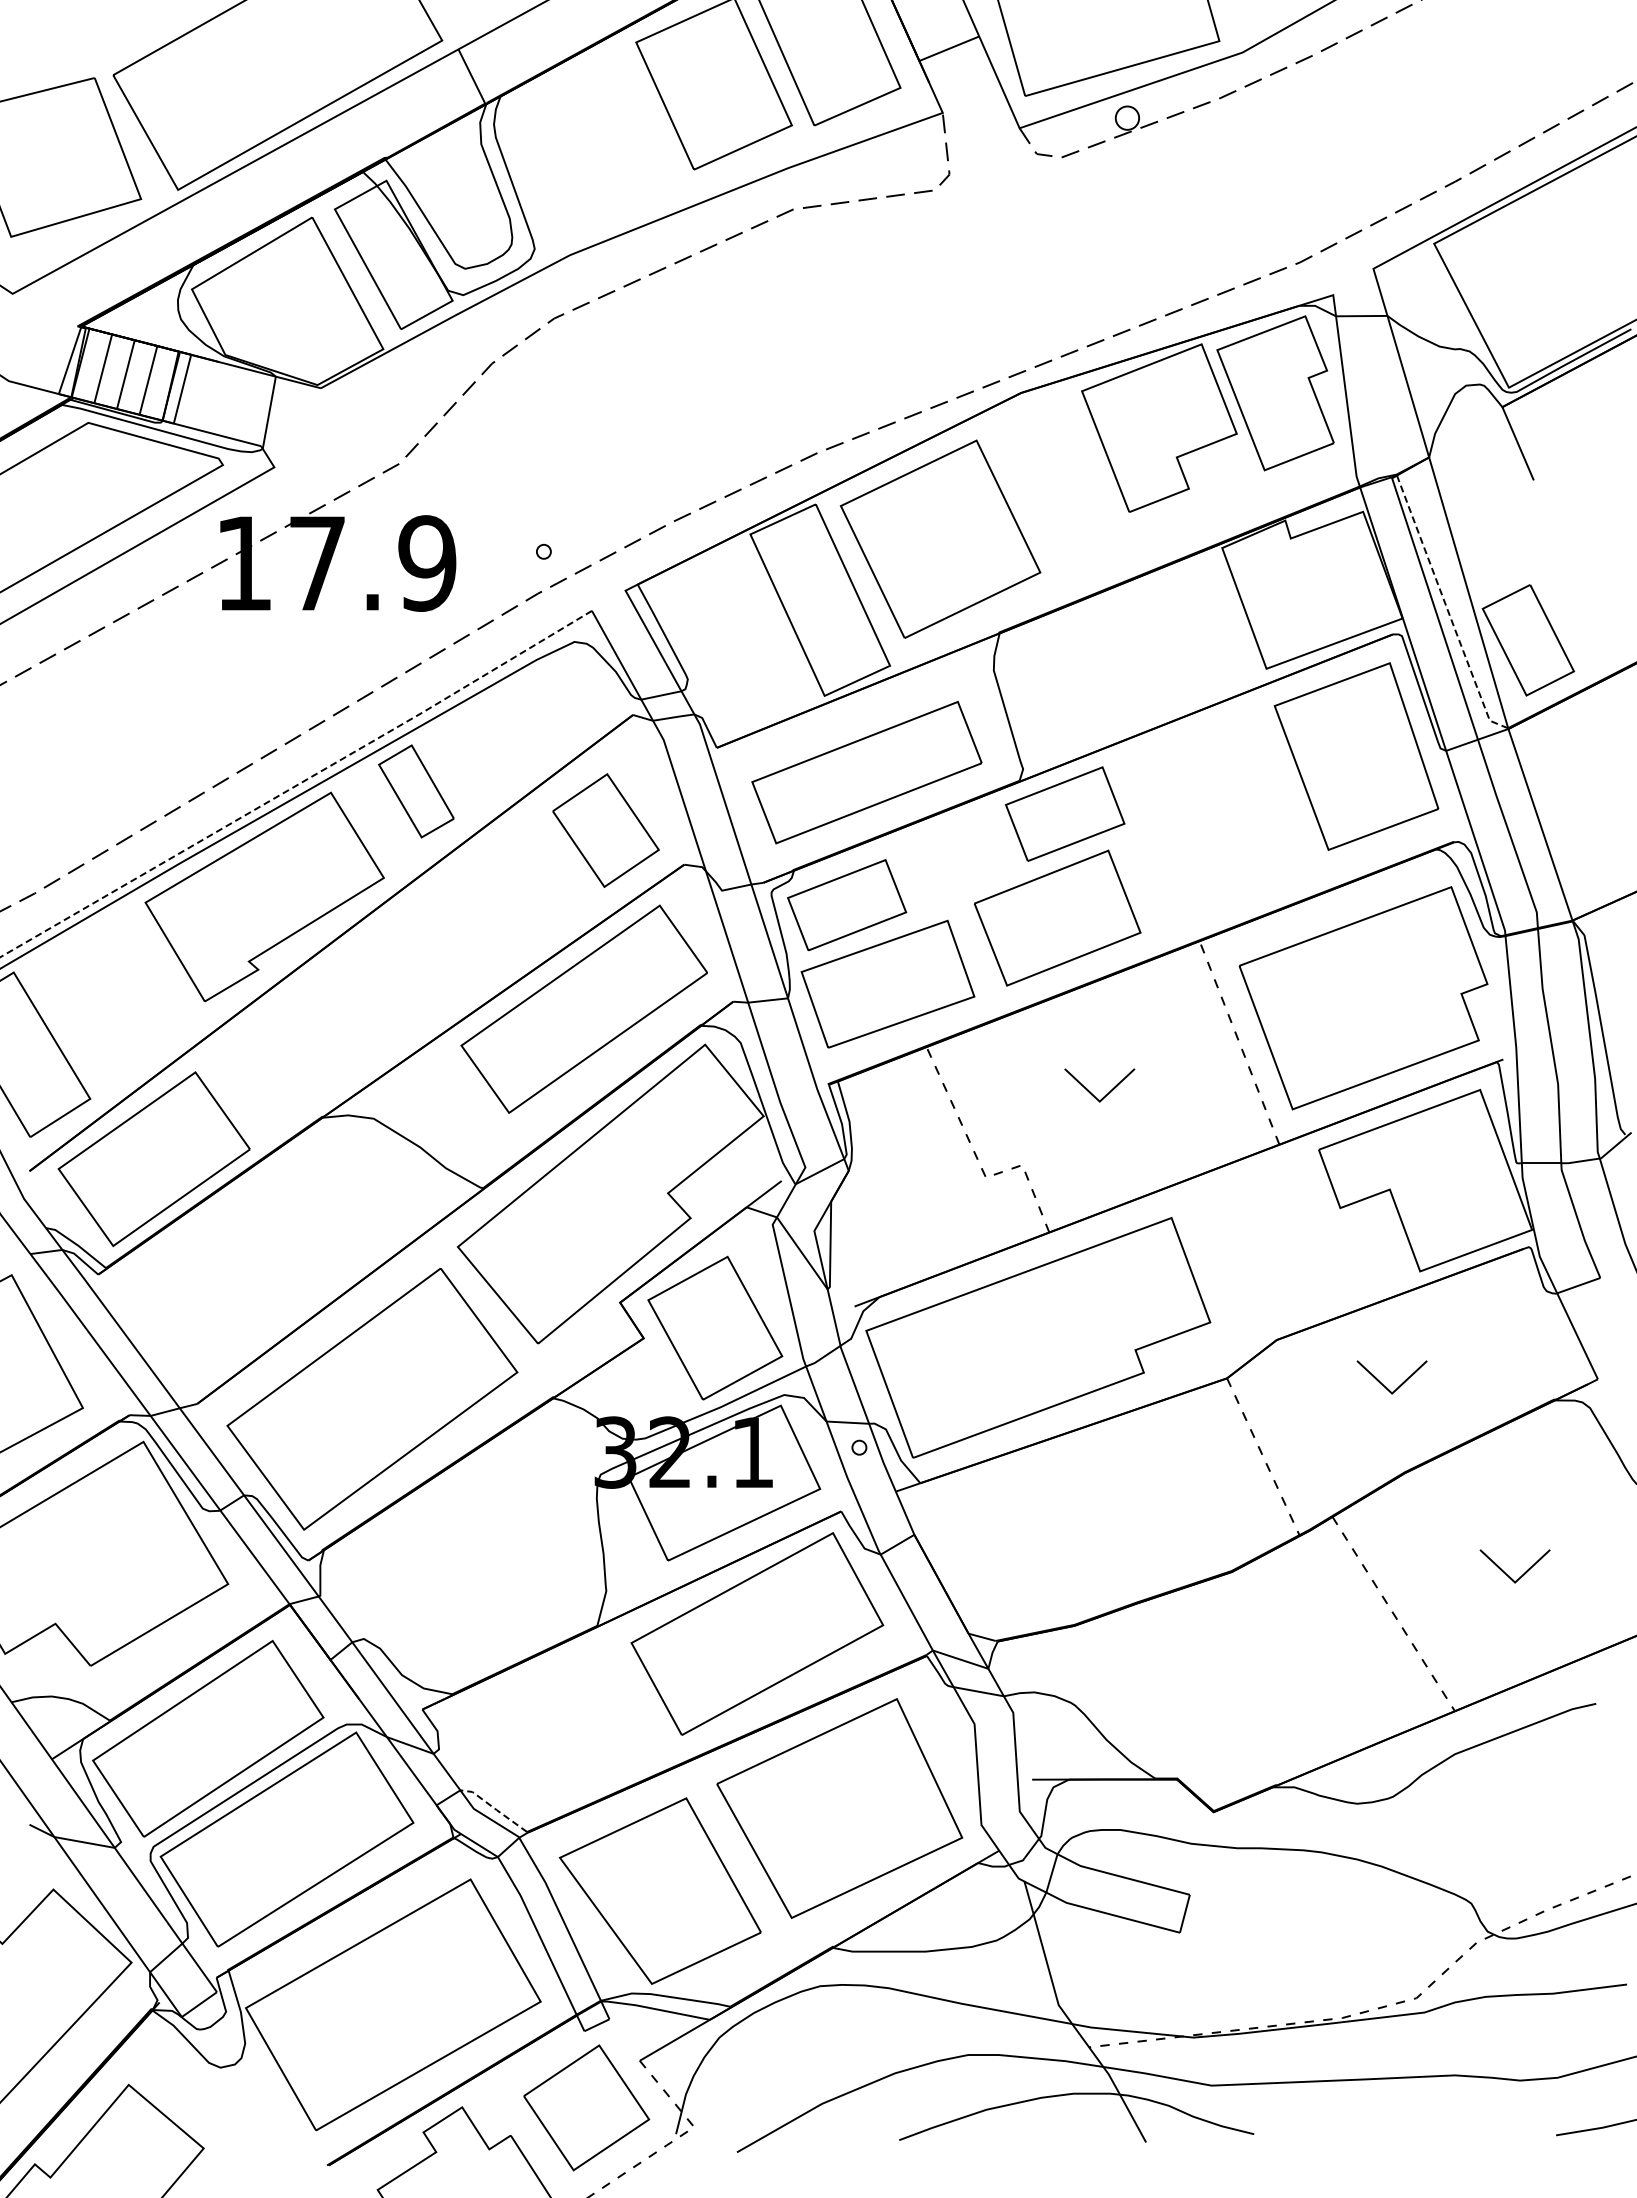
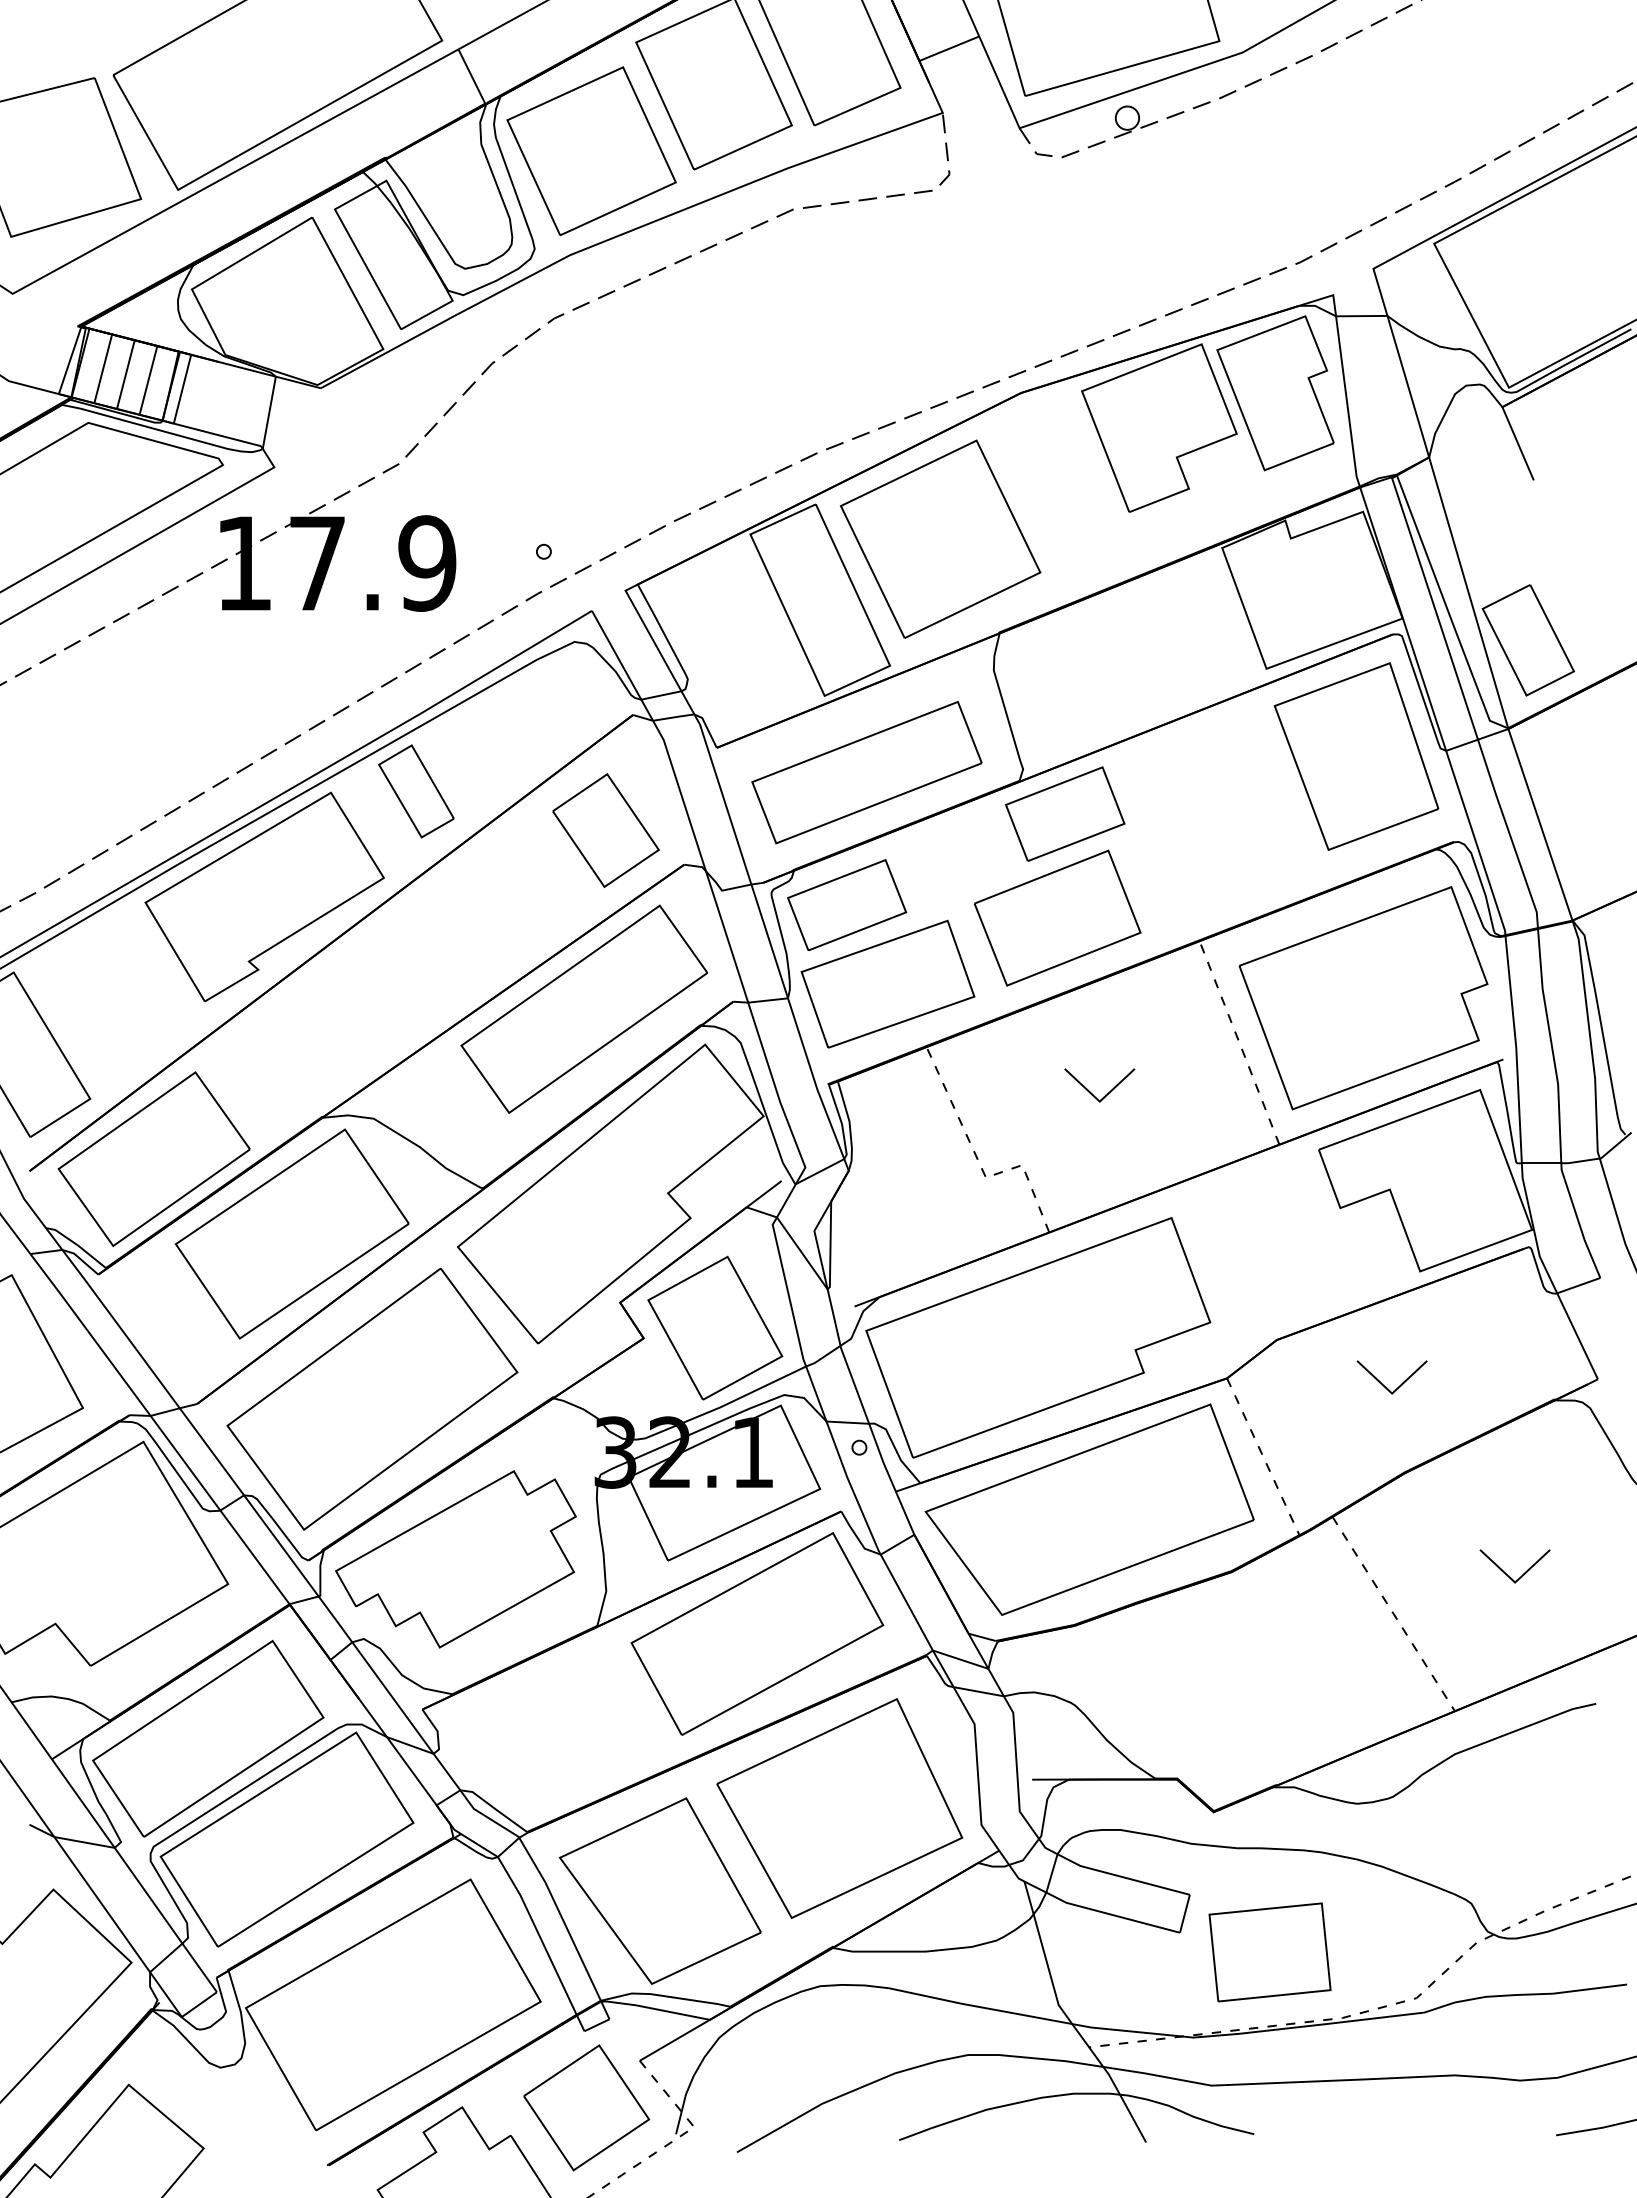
part: none -> present (591, 150)
line: dashed -> solid (1447, 608)
line: dashed -> solid (296, 785)
part: none -> present (292, 1233)
part: none -> present (1089, 1509)
part: none -> present (455, 1559)
line: dashed -> solid (494, 1808)
part: none -> present (1269, 1952)
